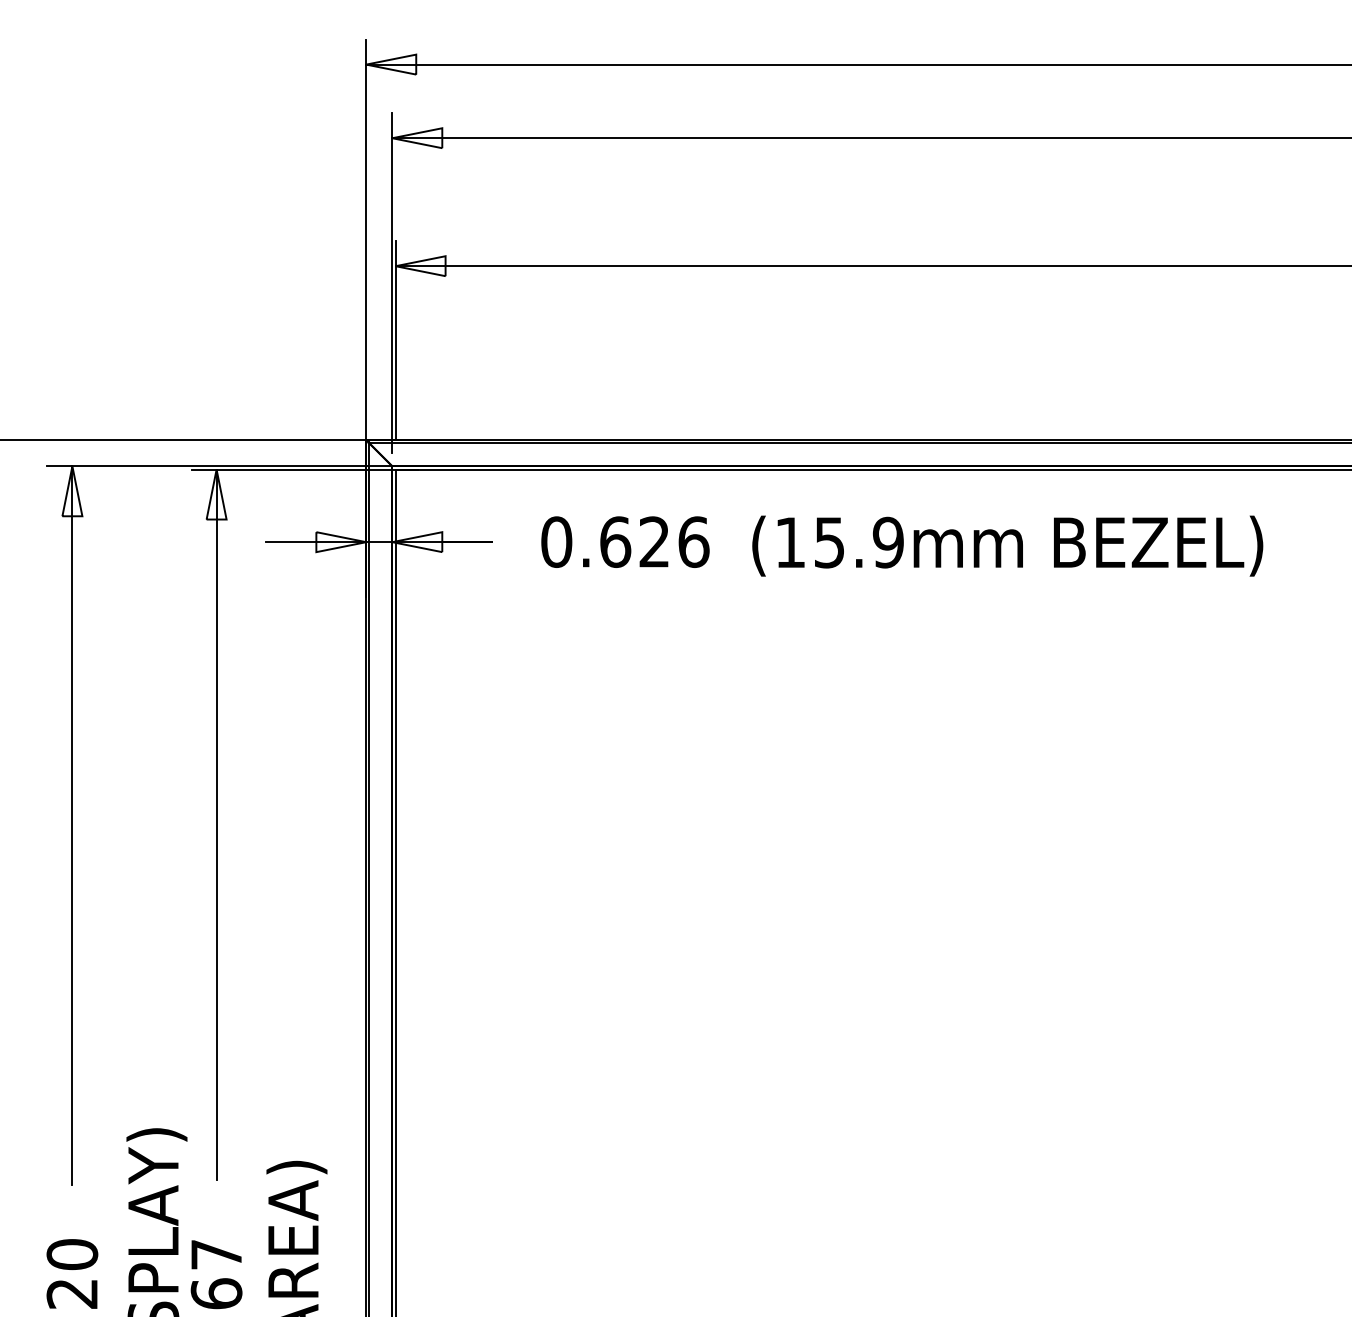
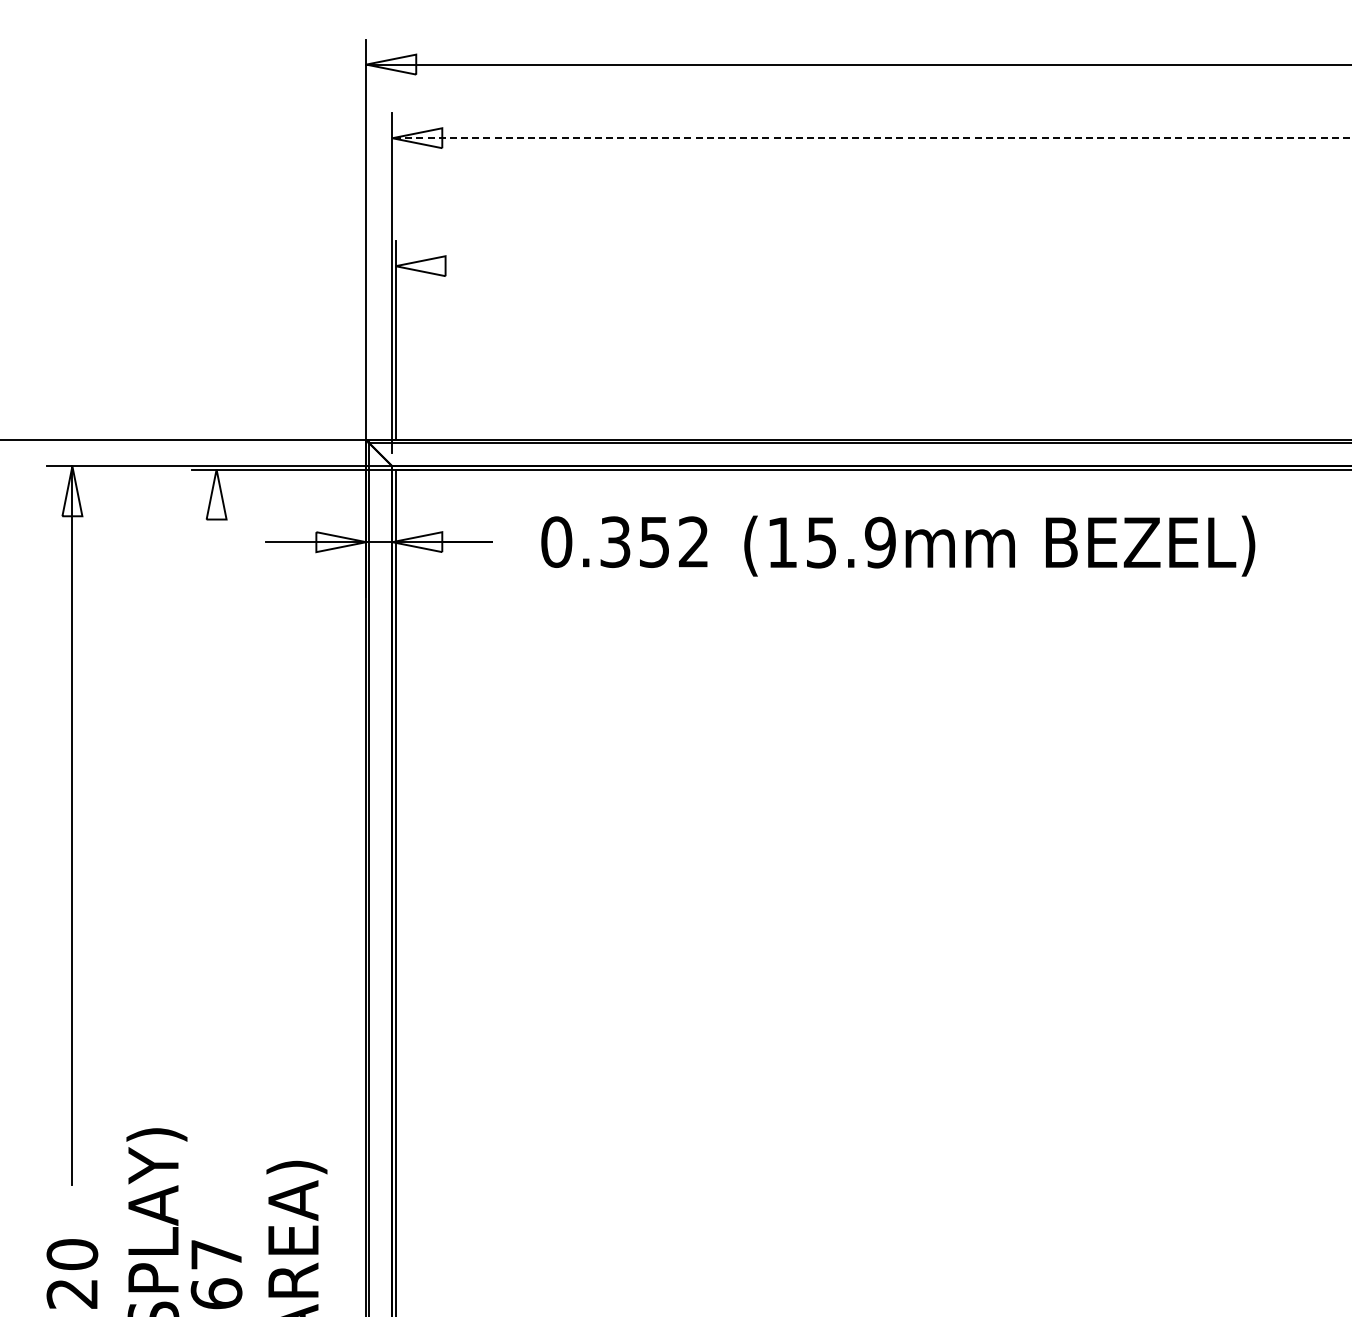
line: solid -> dashed (871, 138)
line: present -> none (871, 266)
text: 0.626 -> 0.352 (654, 541)
text position: (1007, 545) -> (999, 545) (999, 545)
line: present -> none (216, 824)
